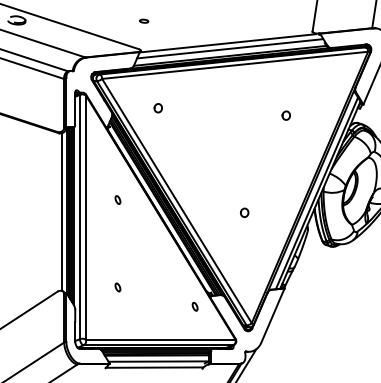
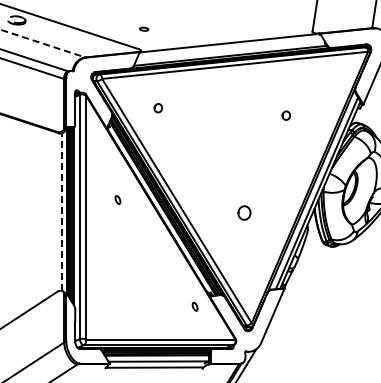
part position: (144, 20) -> (144, 28) (144, 28)
line: solid -> dashed (43, 43)
line: present -> none (230, 48)
line: solid -> dashed (61, 212)
part size: 10x11 px -> 15x16 px (244, 212)
part: present -> none (117, 287)
